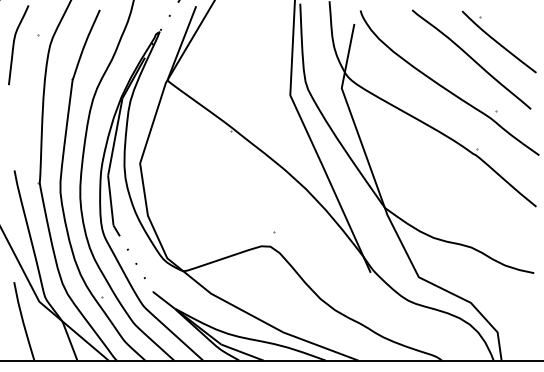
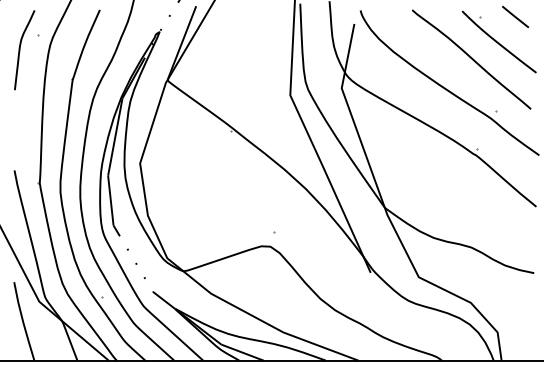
line: none -> present (515, 17)
curve position: (14, 45) -> (20, 50) (20, 50)
